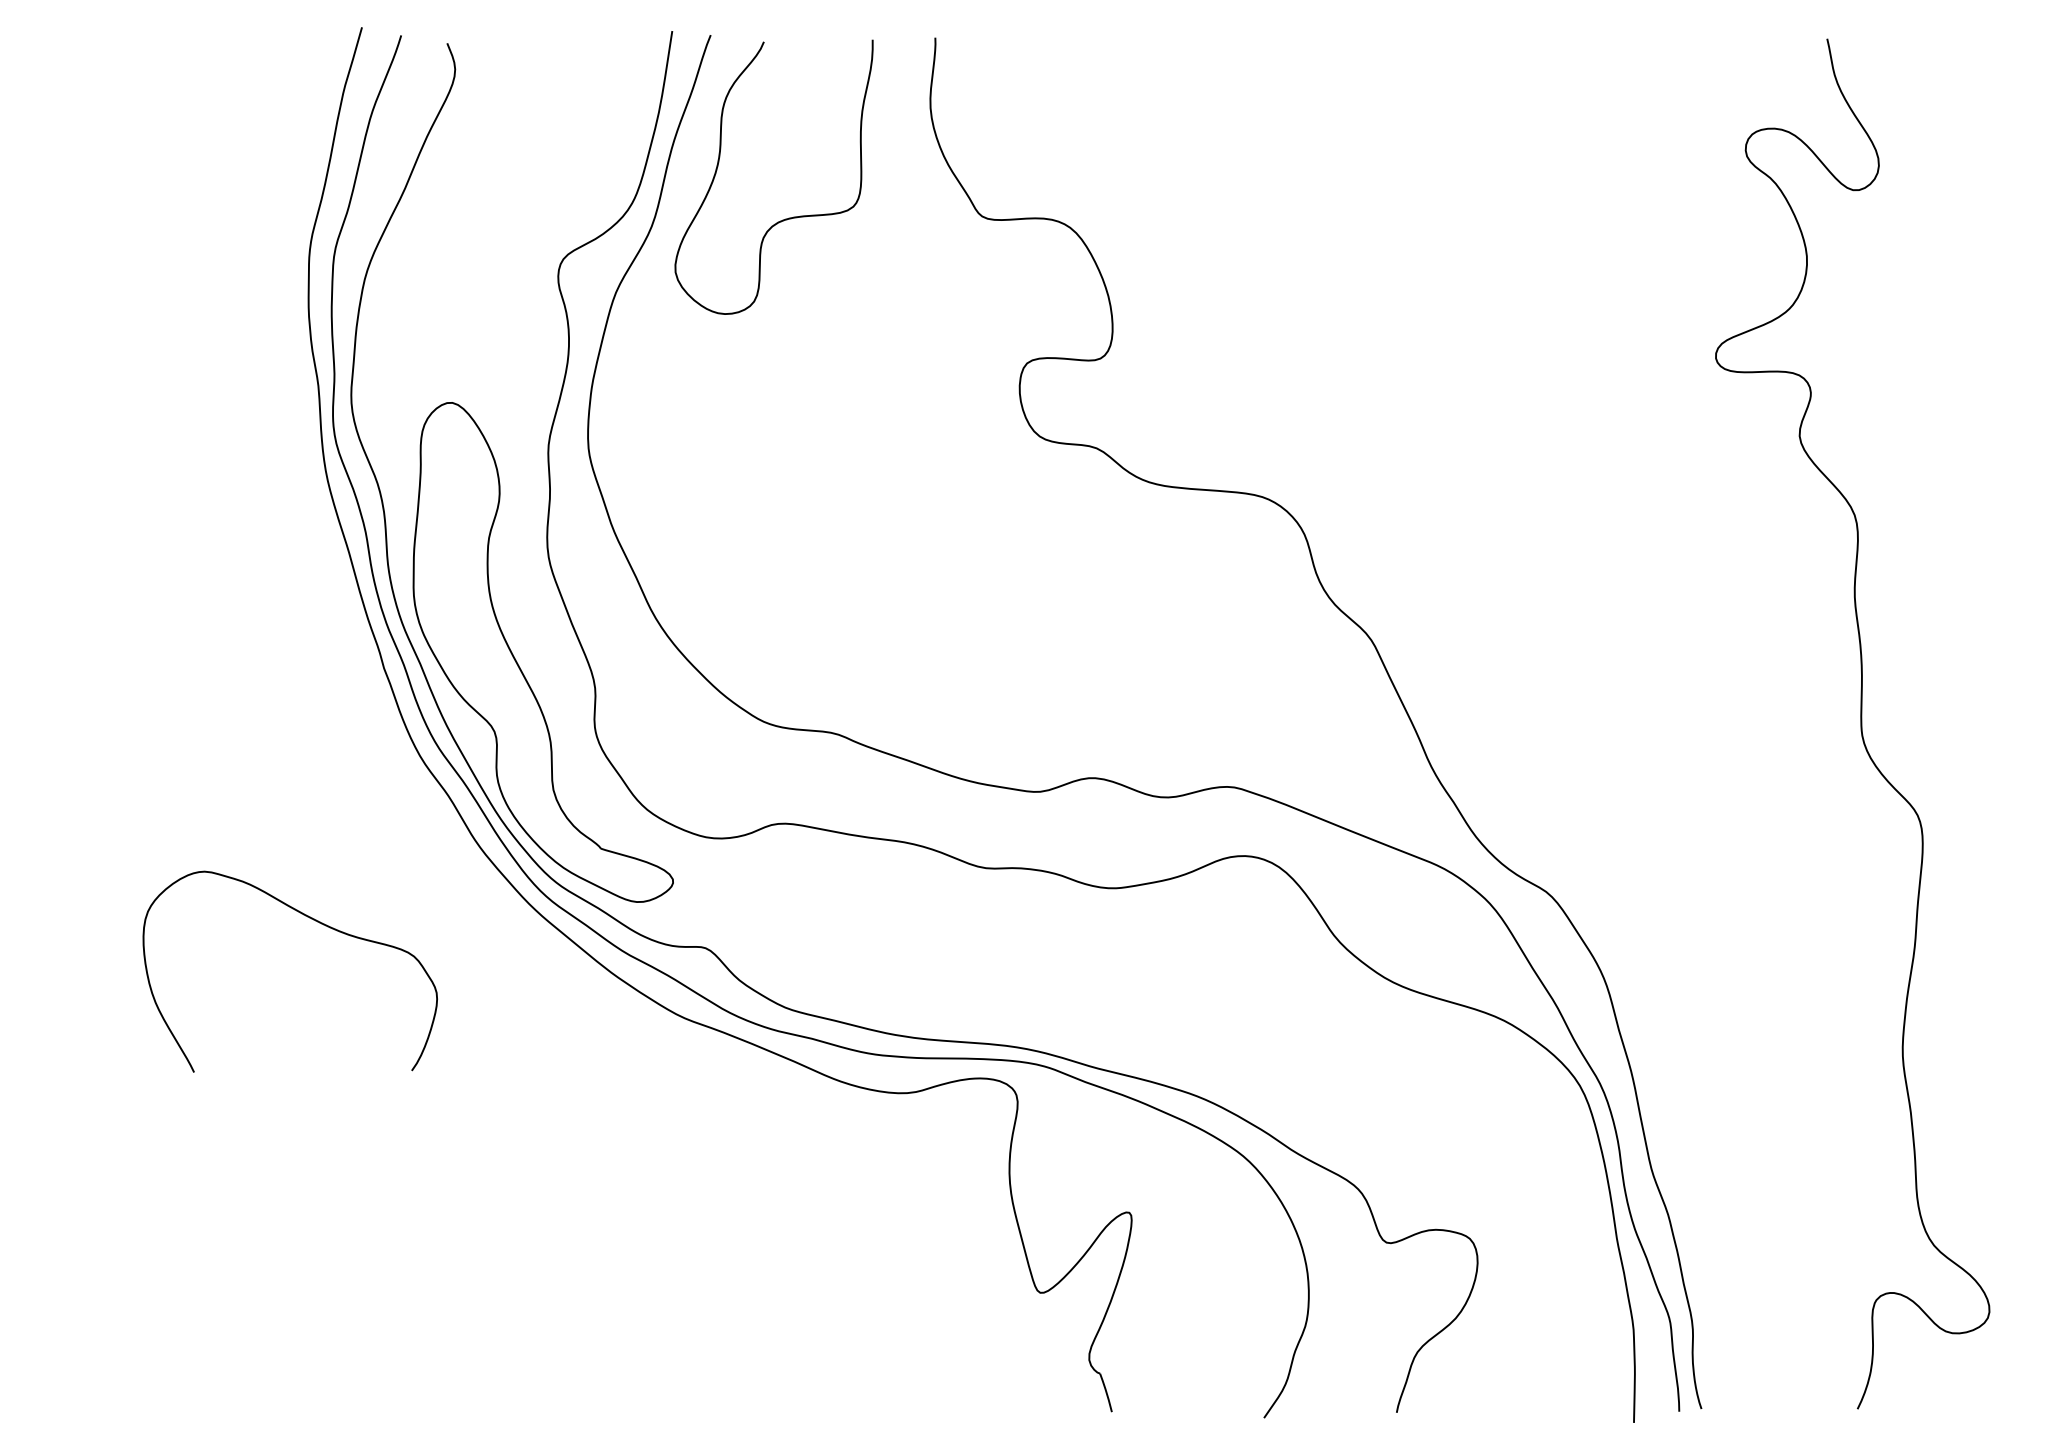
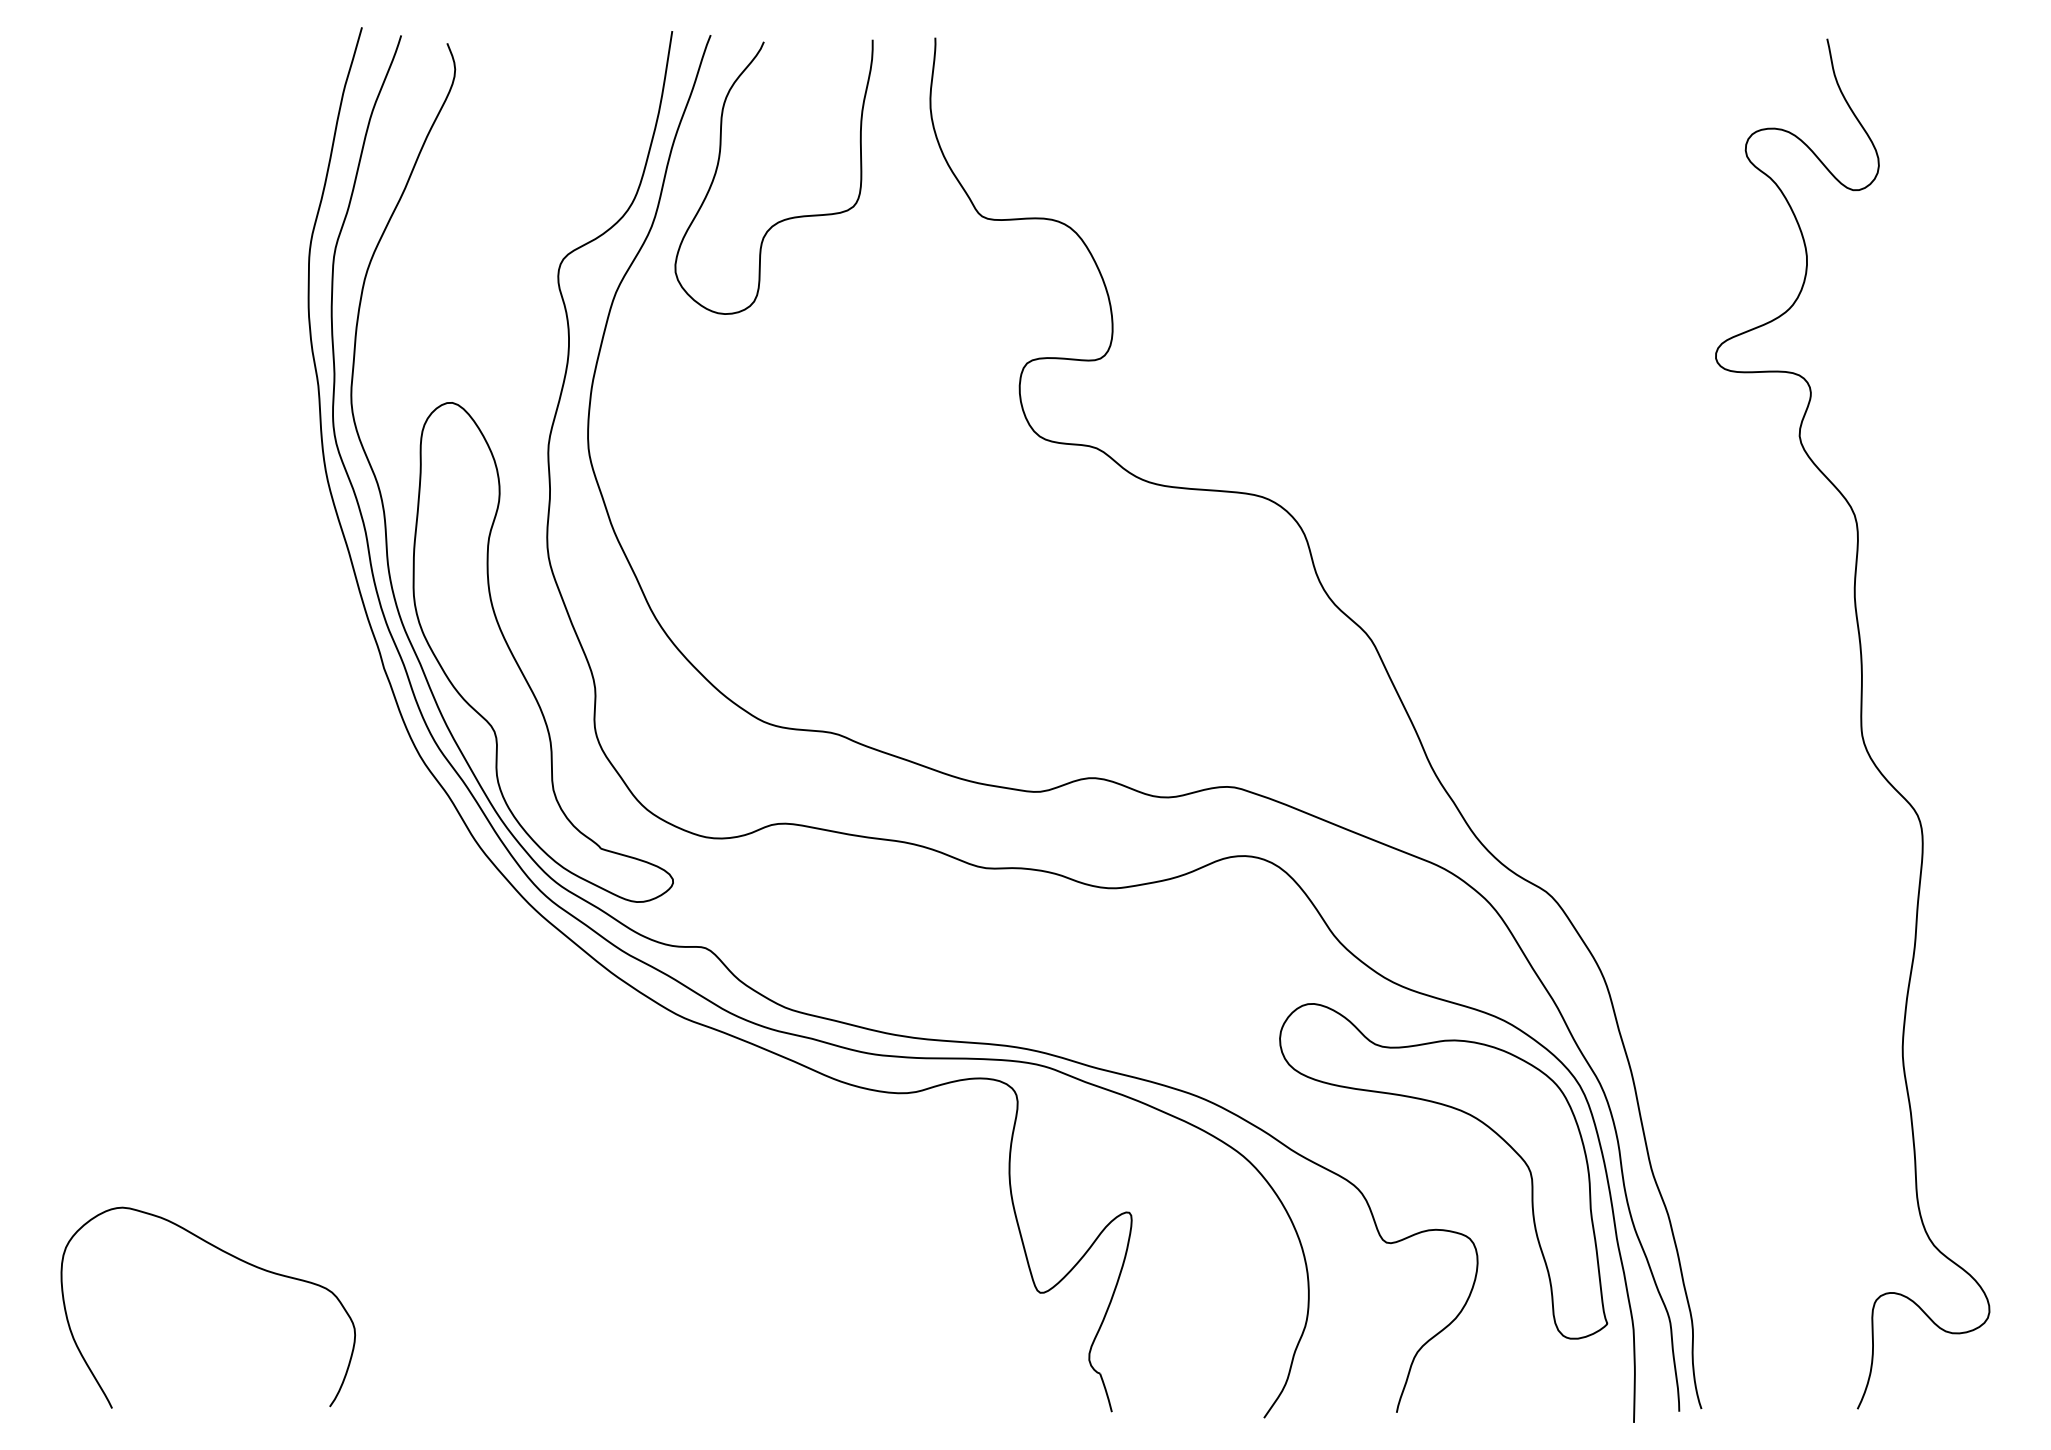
curve position: (315, 921) -> (233, 1257) (233, 1257)
part: none -> present (1470, 1116)
